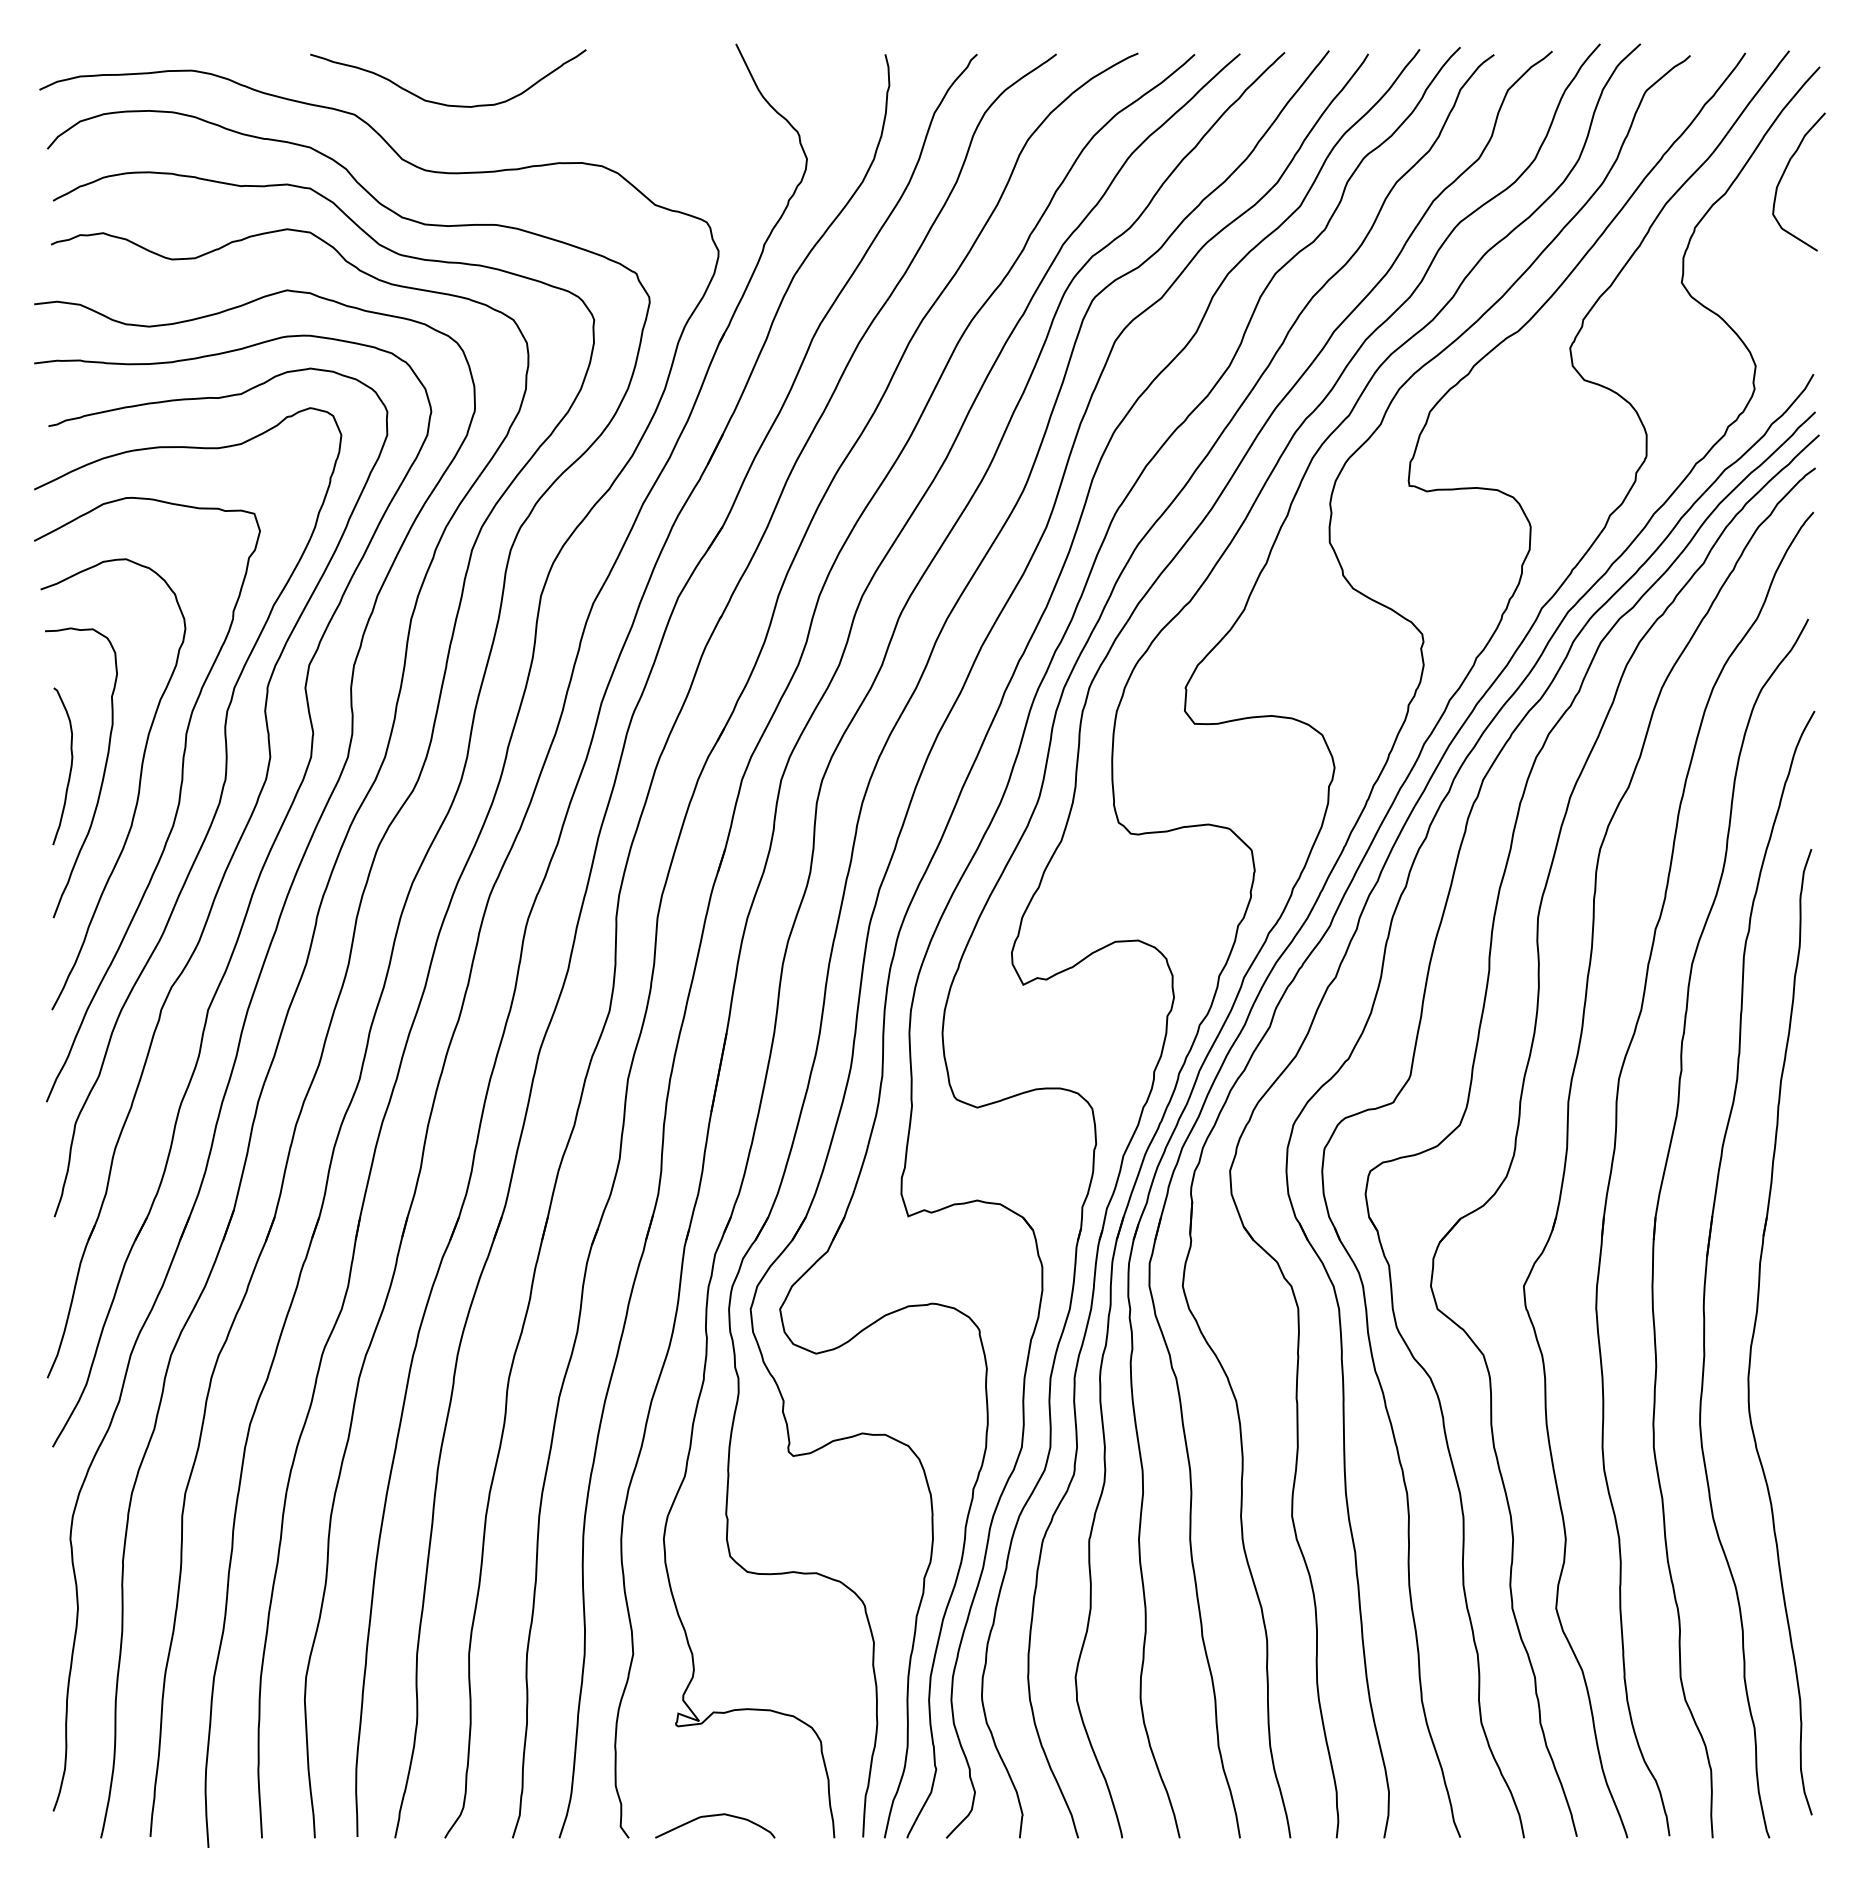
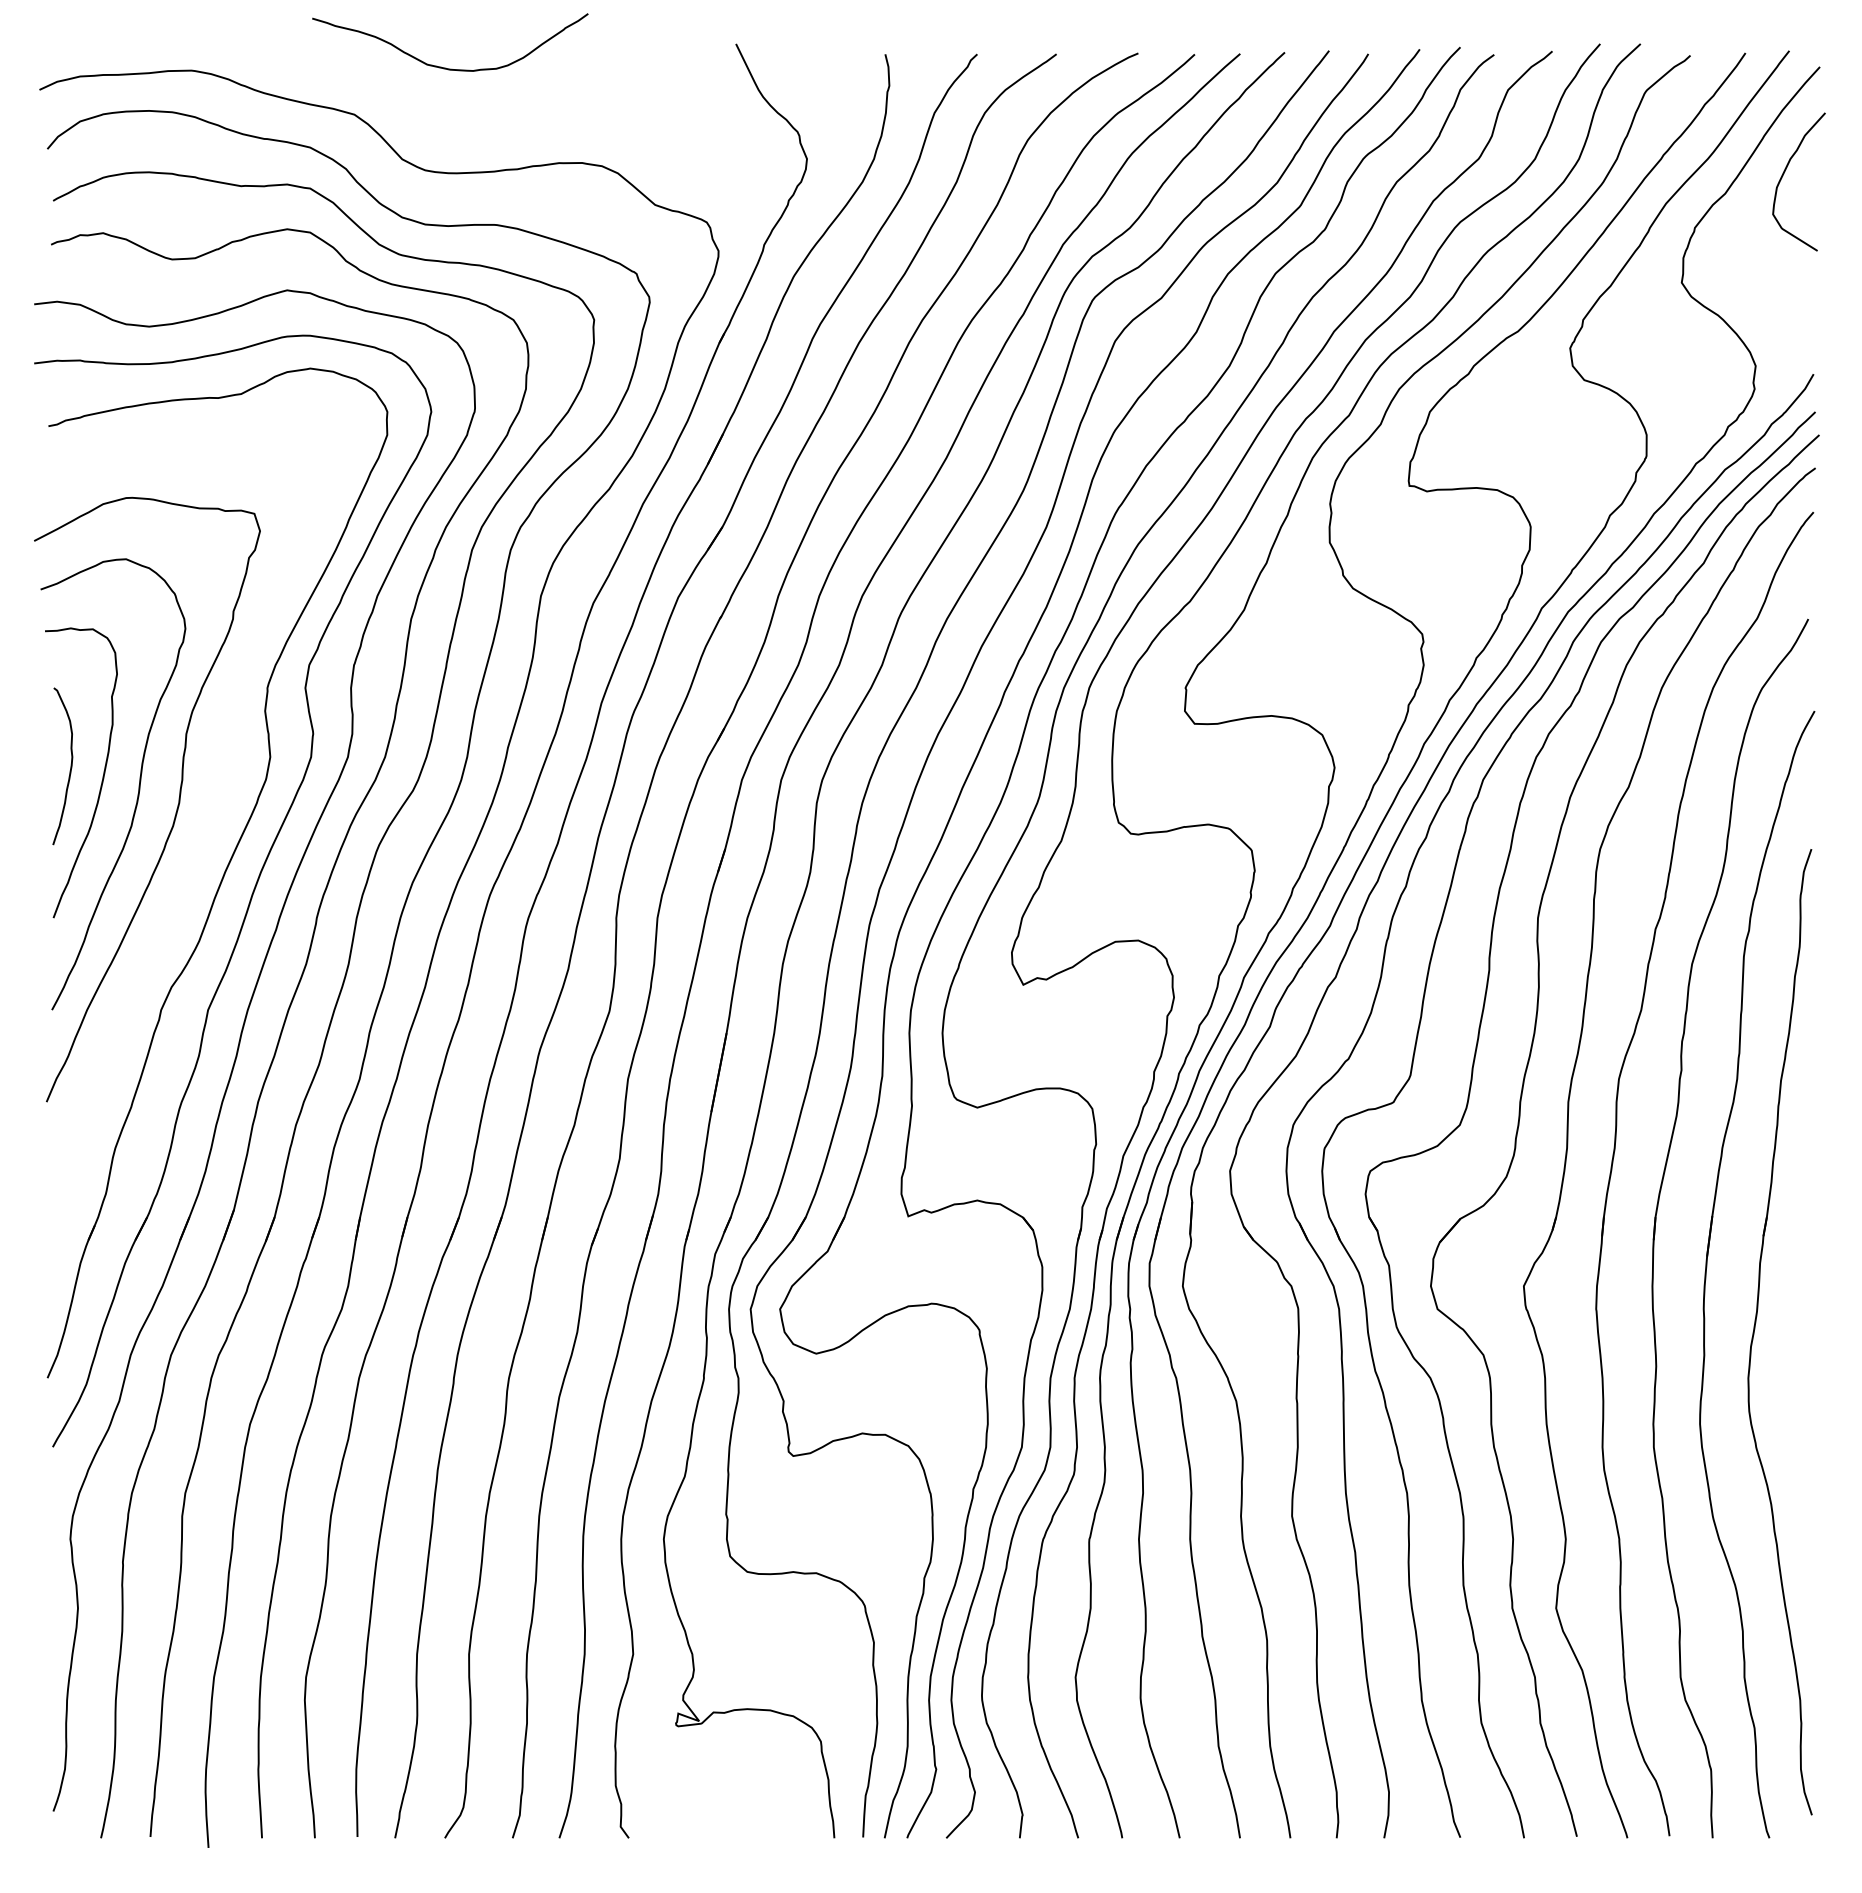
curve position: (443, 103) -> (445, 67) (445, 67)
curve: present -> none (211, 820)
curve: present -> none (715, 1816)
